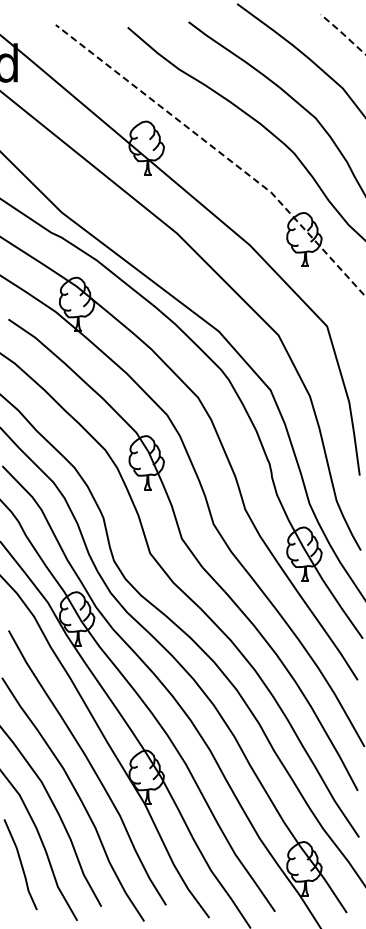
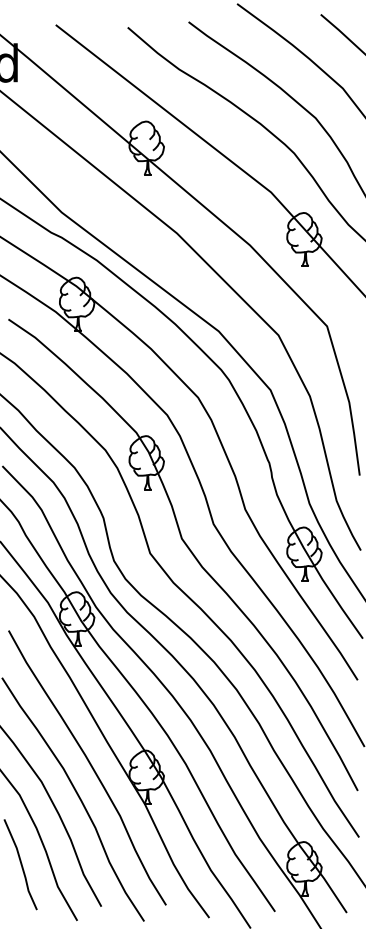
line: dashed -> solid (343, 34)
line: dashed -> solid (219, 151)
